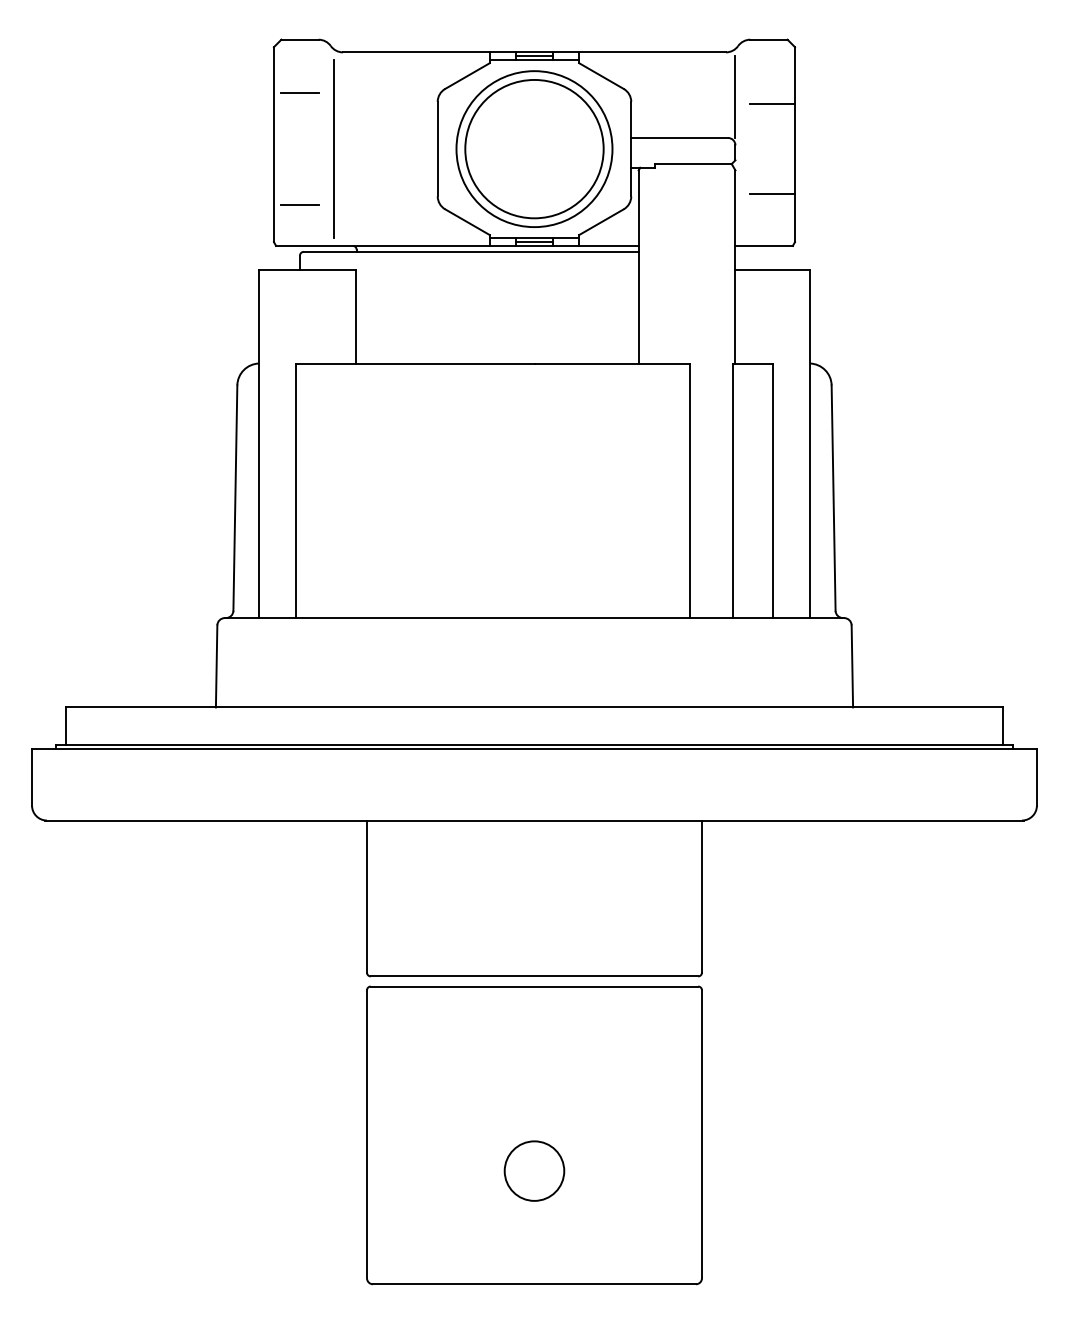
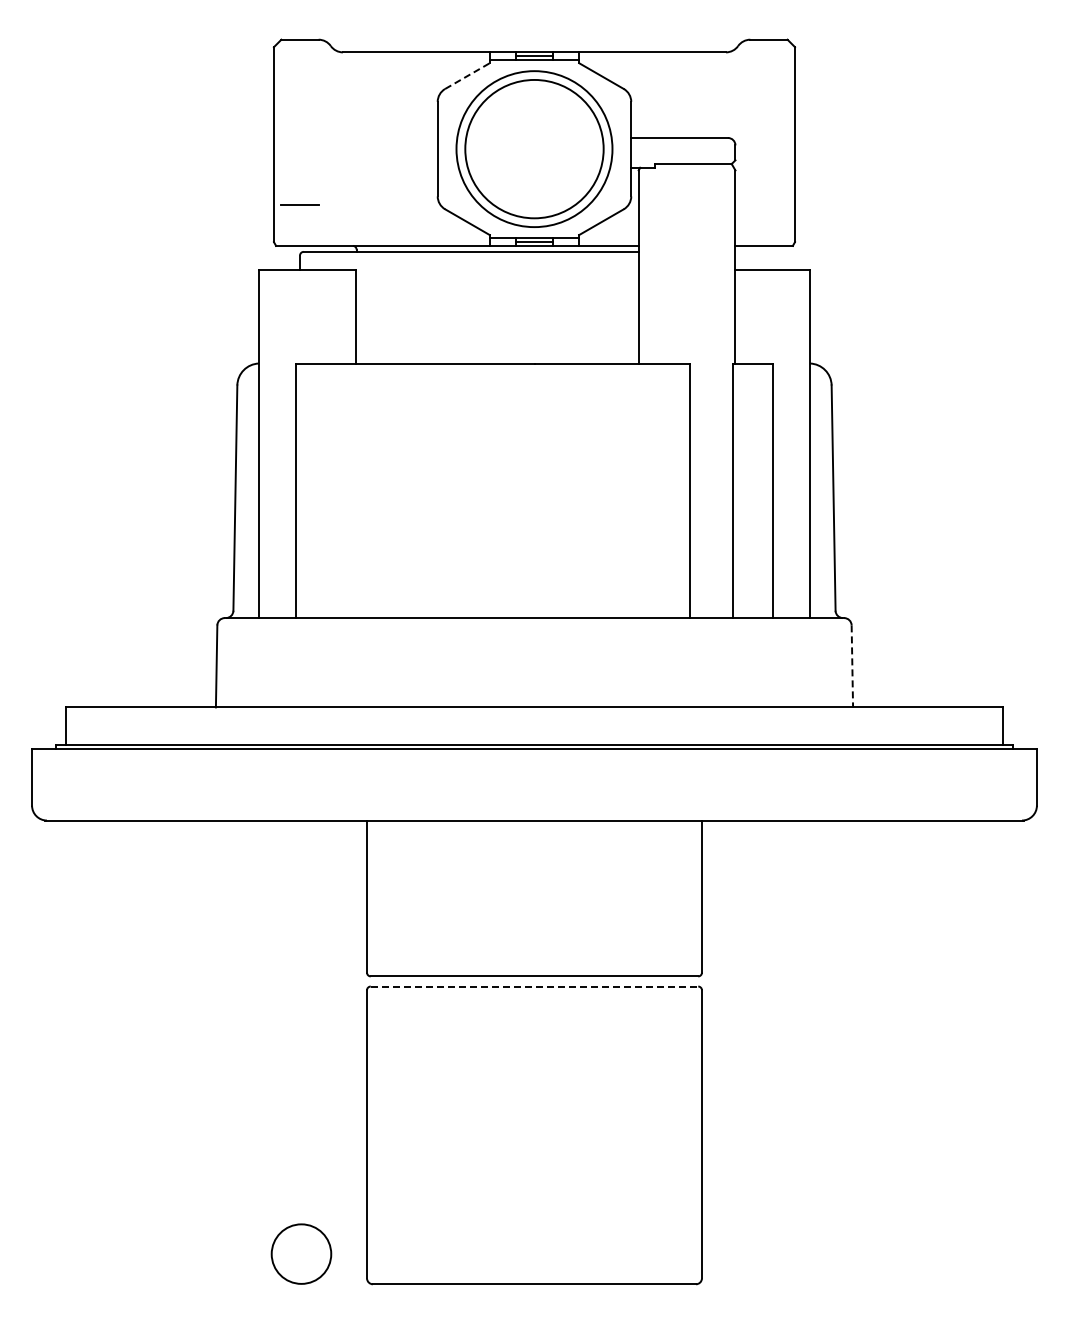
line: solid -> dashed (467, 76)
line: present -> none (299, 93)
line: present -> none (735, 96)
line: present -> none (772, 104)
line: present -> none (333, 148)
line: present -> none (772, 193)
line: solid -> dashed (852, 666)
line: solid -> dashed (534, 986)
circle position: (534, 1170) -> (301, 1253) (301, 1253)
